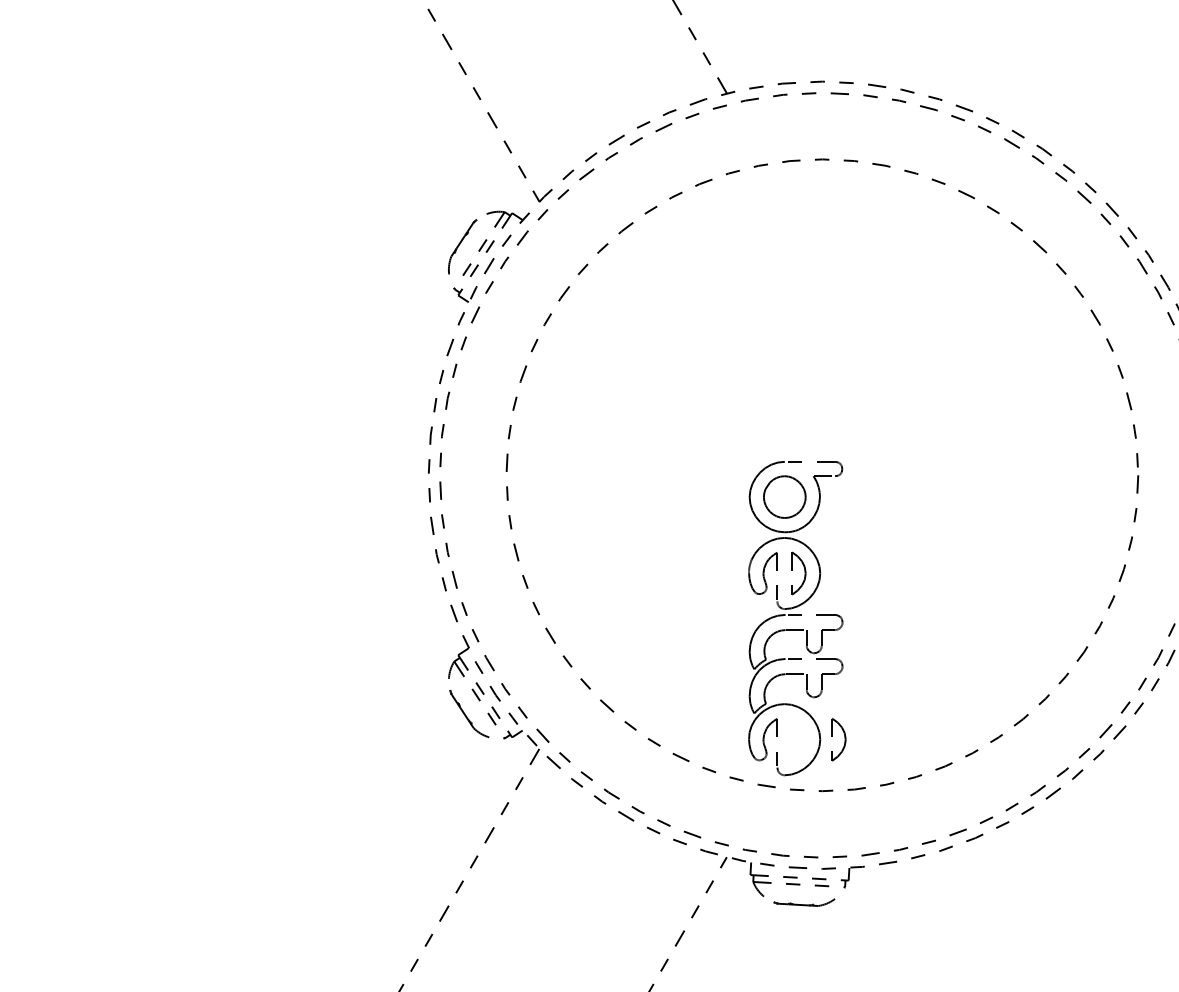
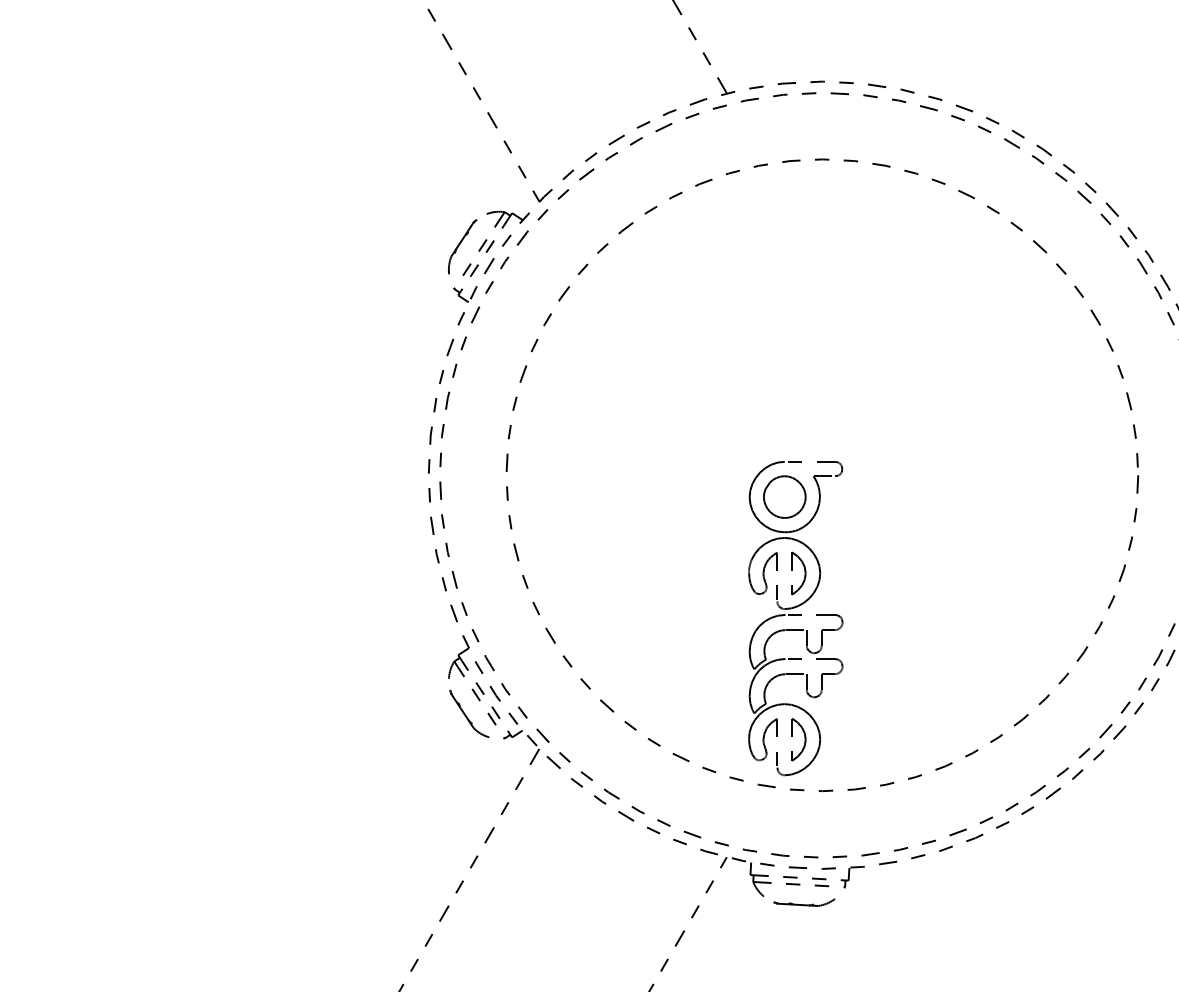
part position: (838, 739) -> (798, 739) (798, 739)
